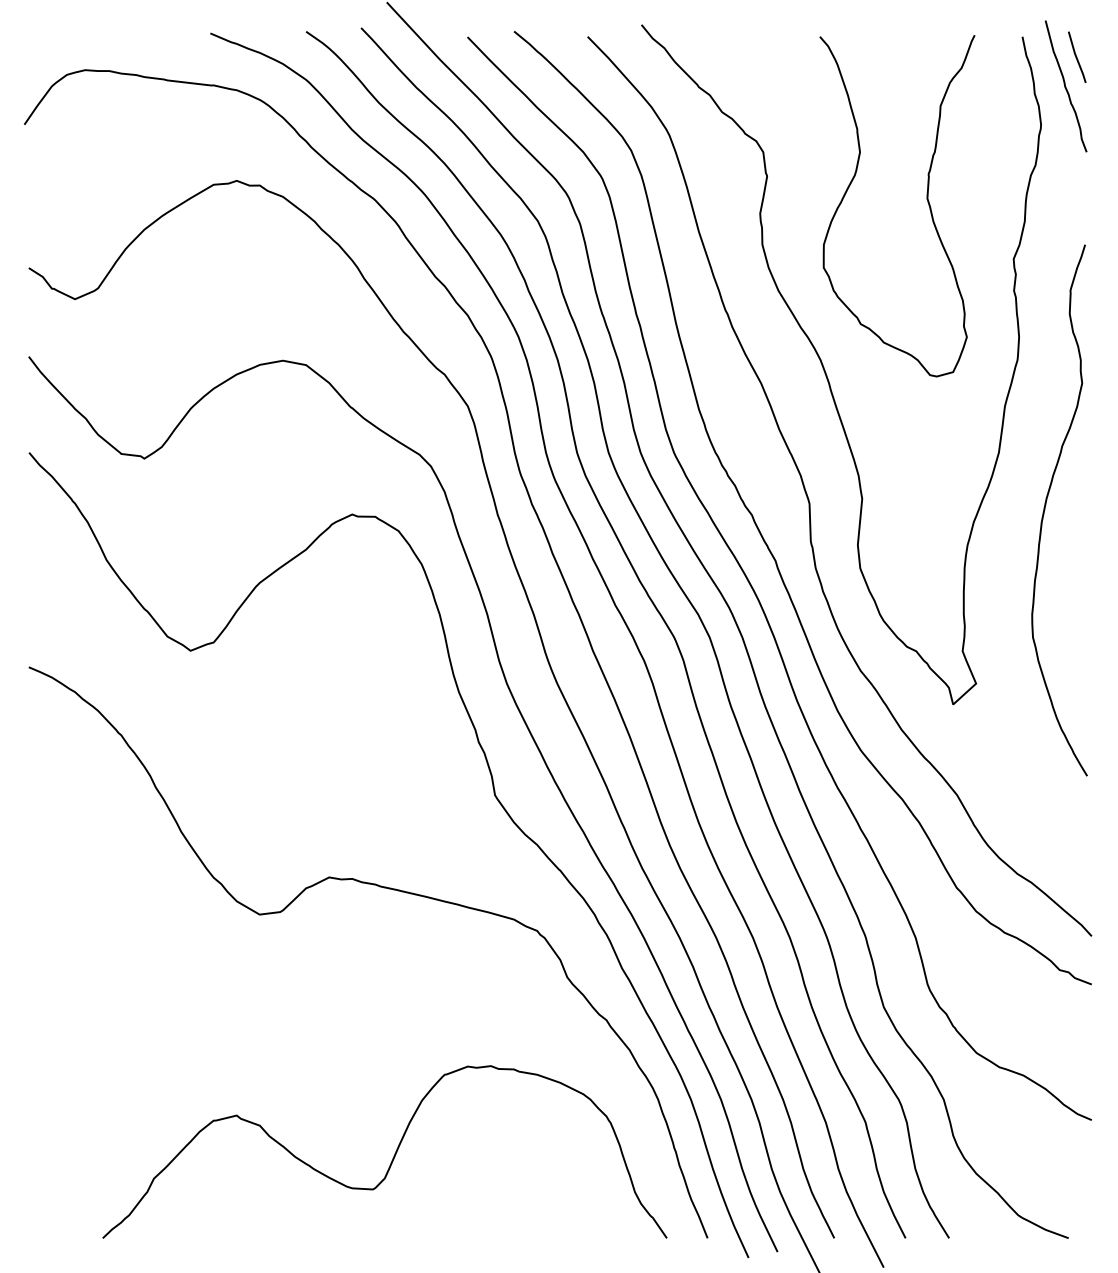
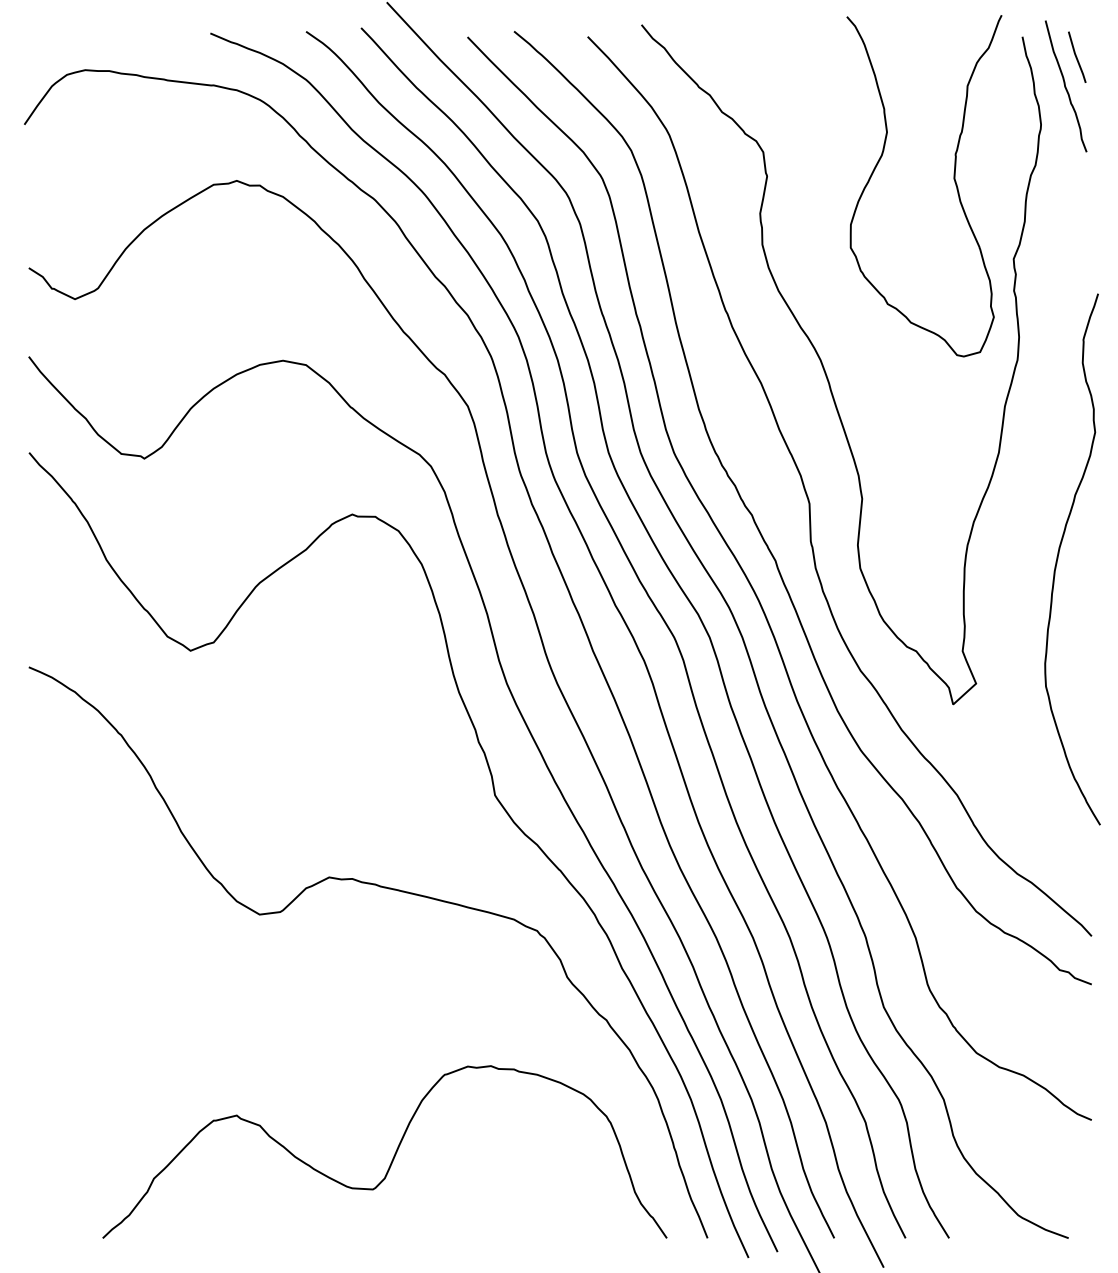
curve position: (926, 199) -> (953, 179) (953, 179)
curve position: (1046, 505) -> (1059, 554) (1059, 554)
